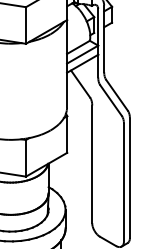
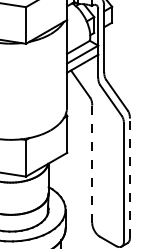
line: solid -> dashed (92, 164)
line: solid -> dashed (129, 178)
